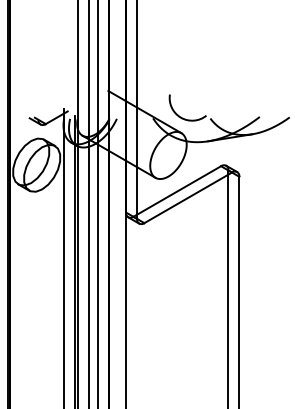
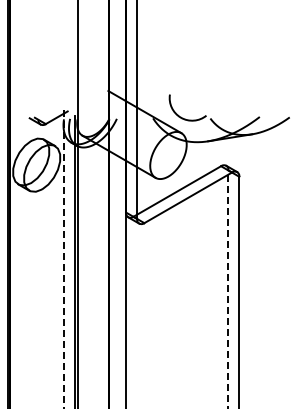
line: present -> none (88, 203)
line: present -> none (97, 203)
line: solid -> dashed (64, 258)
line: solid -> dashed (228, 289)
